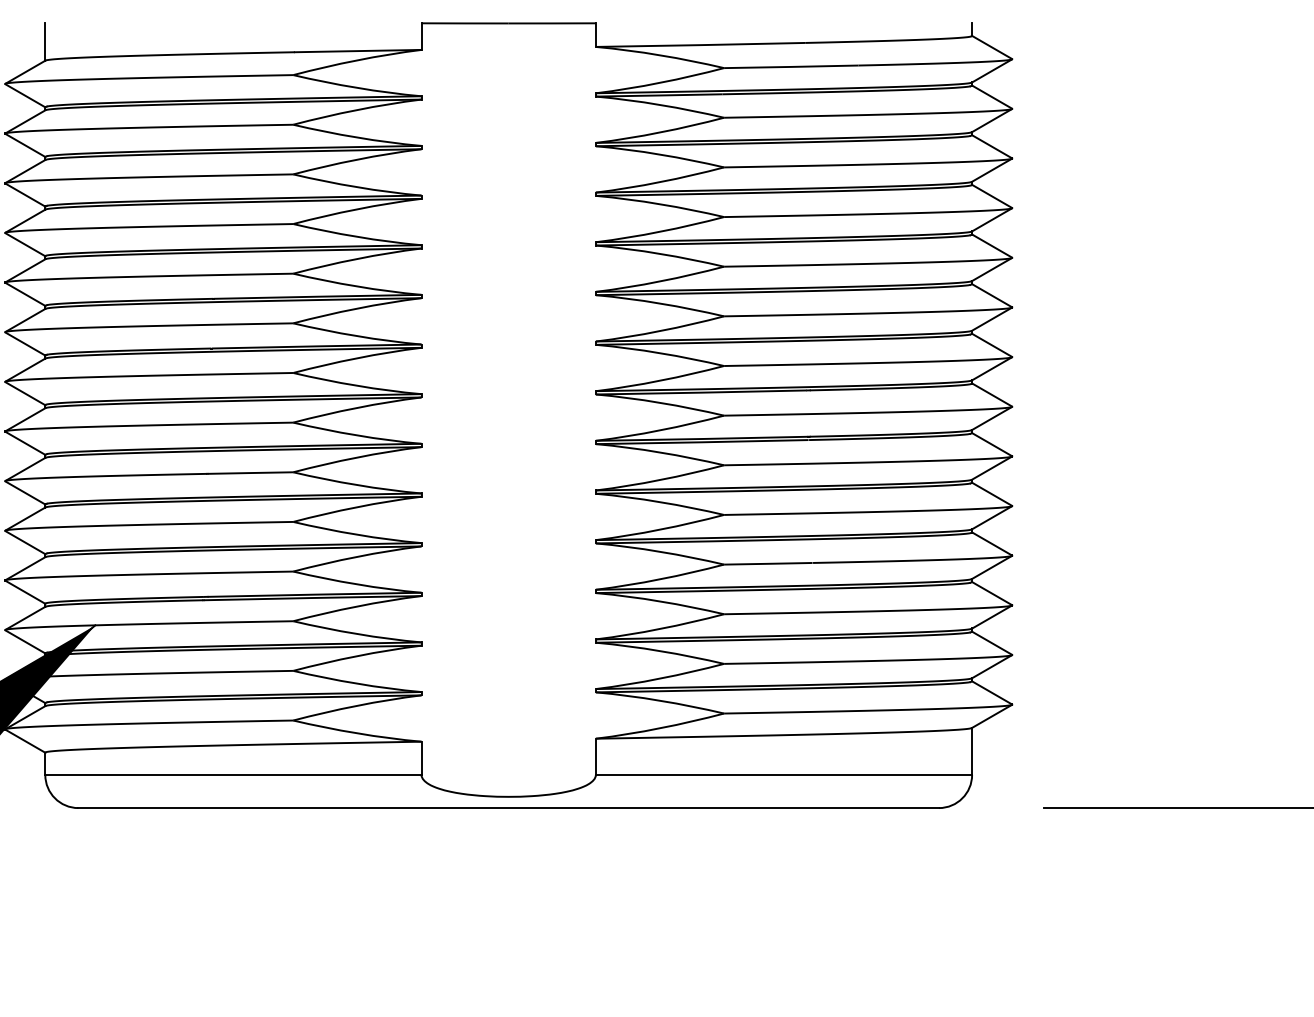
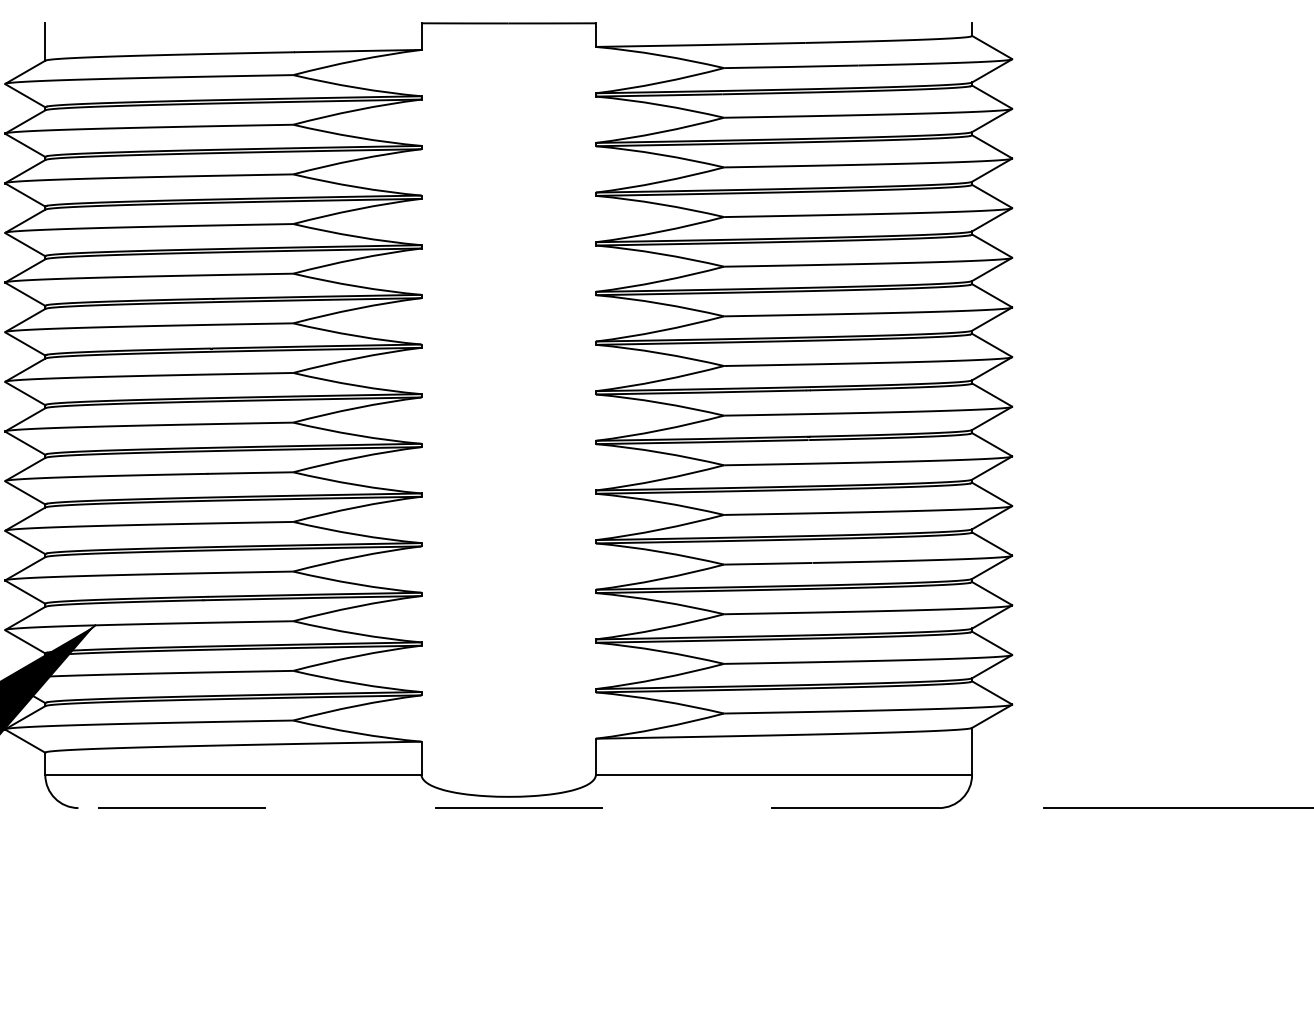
line: solid -> dashed (508, 808)
